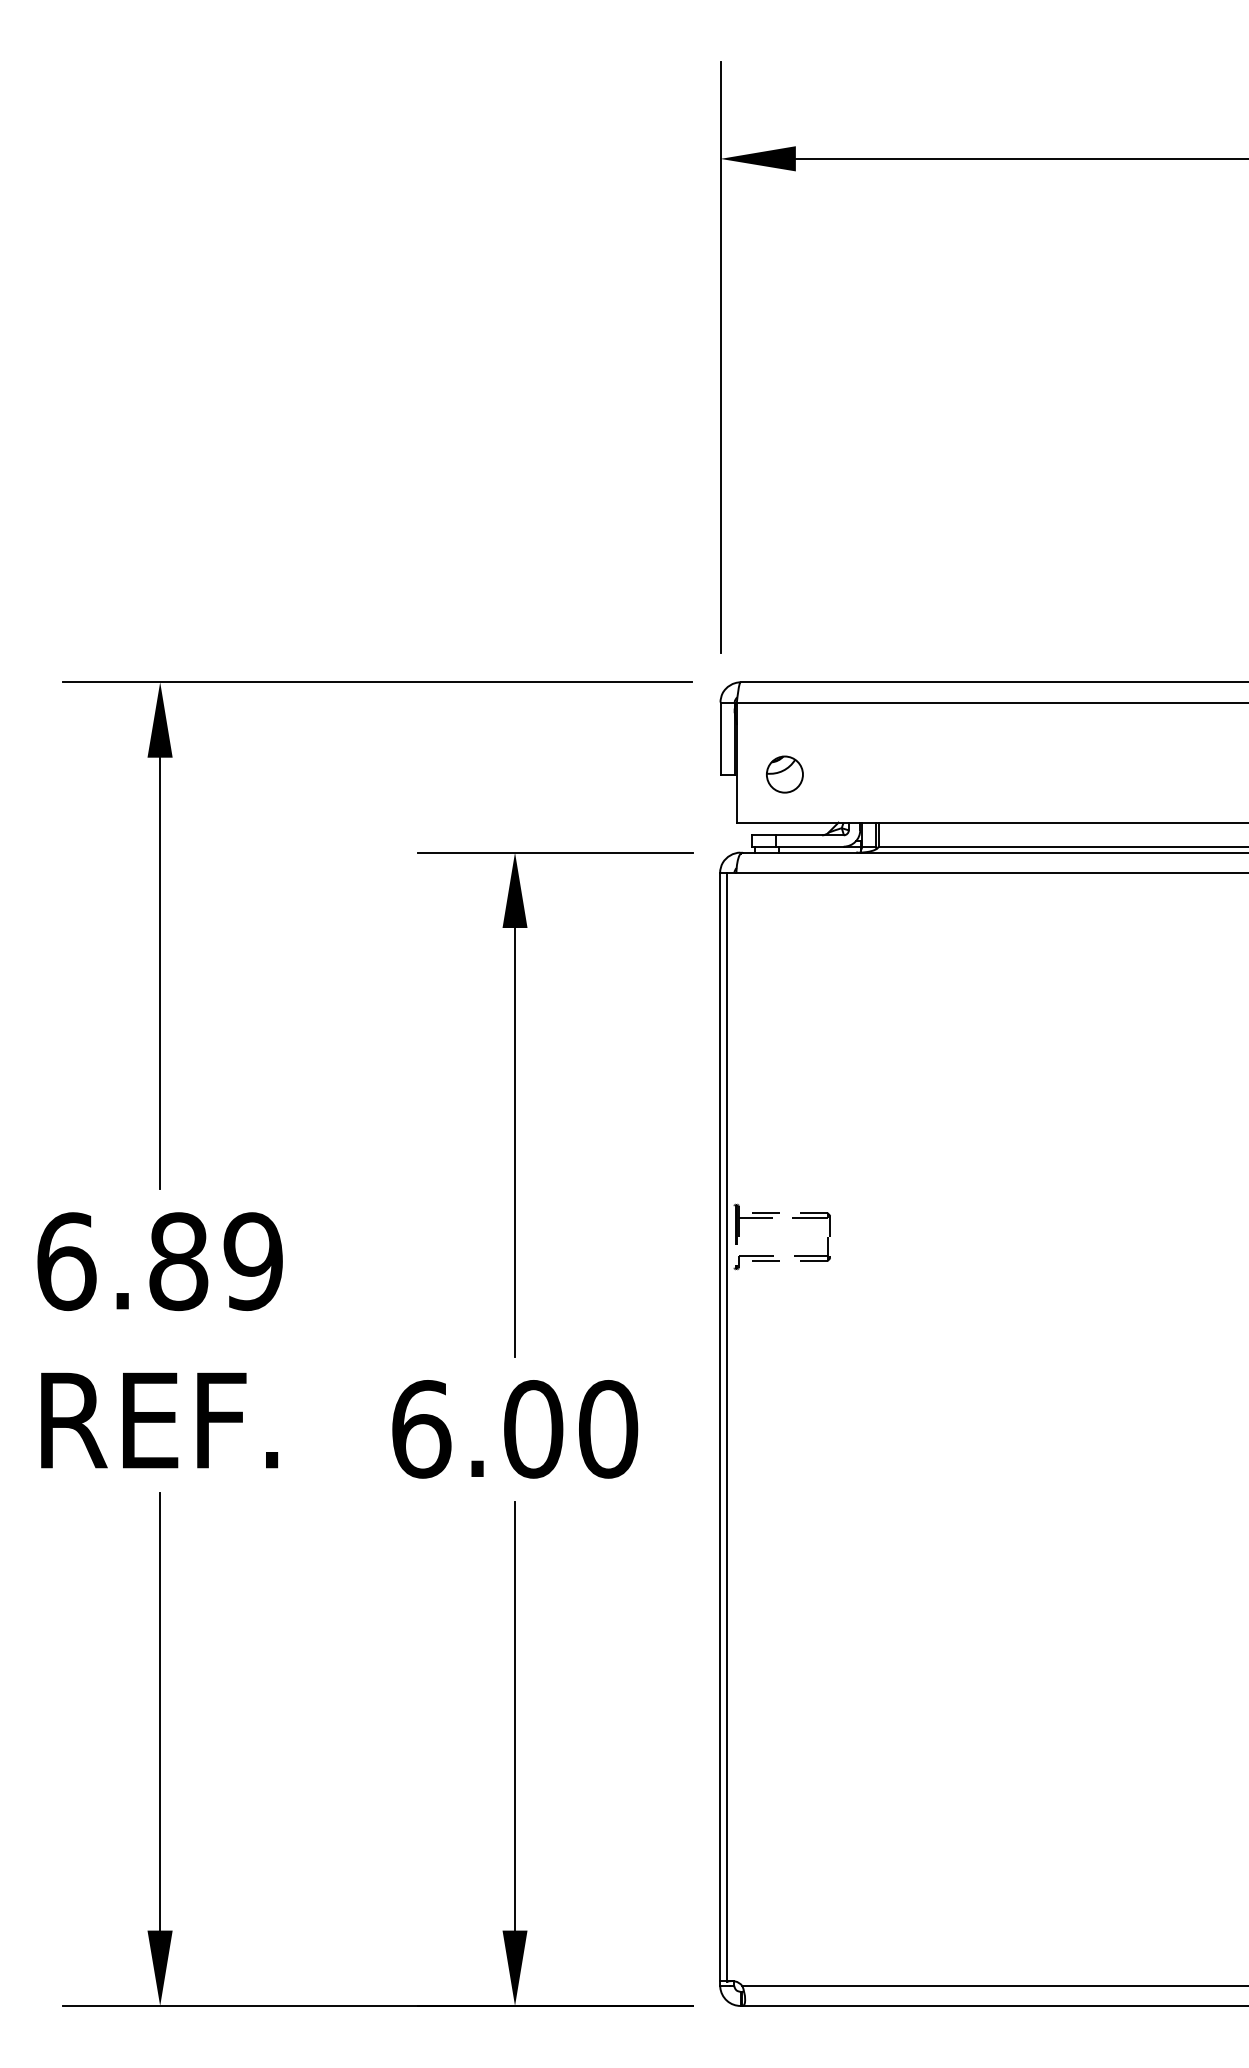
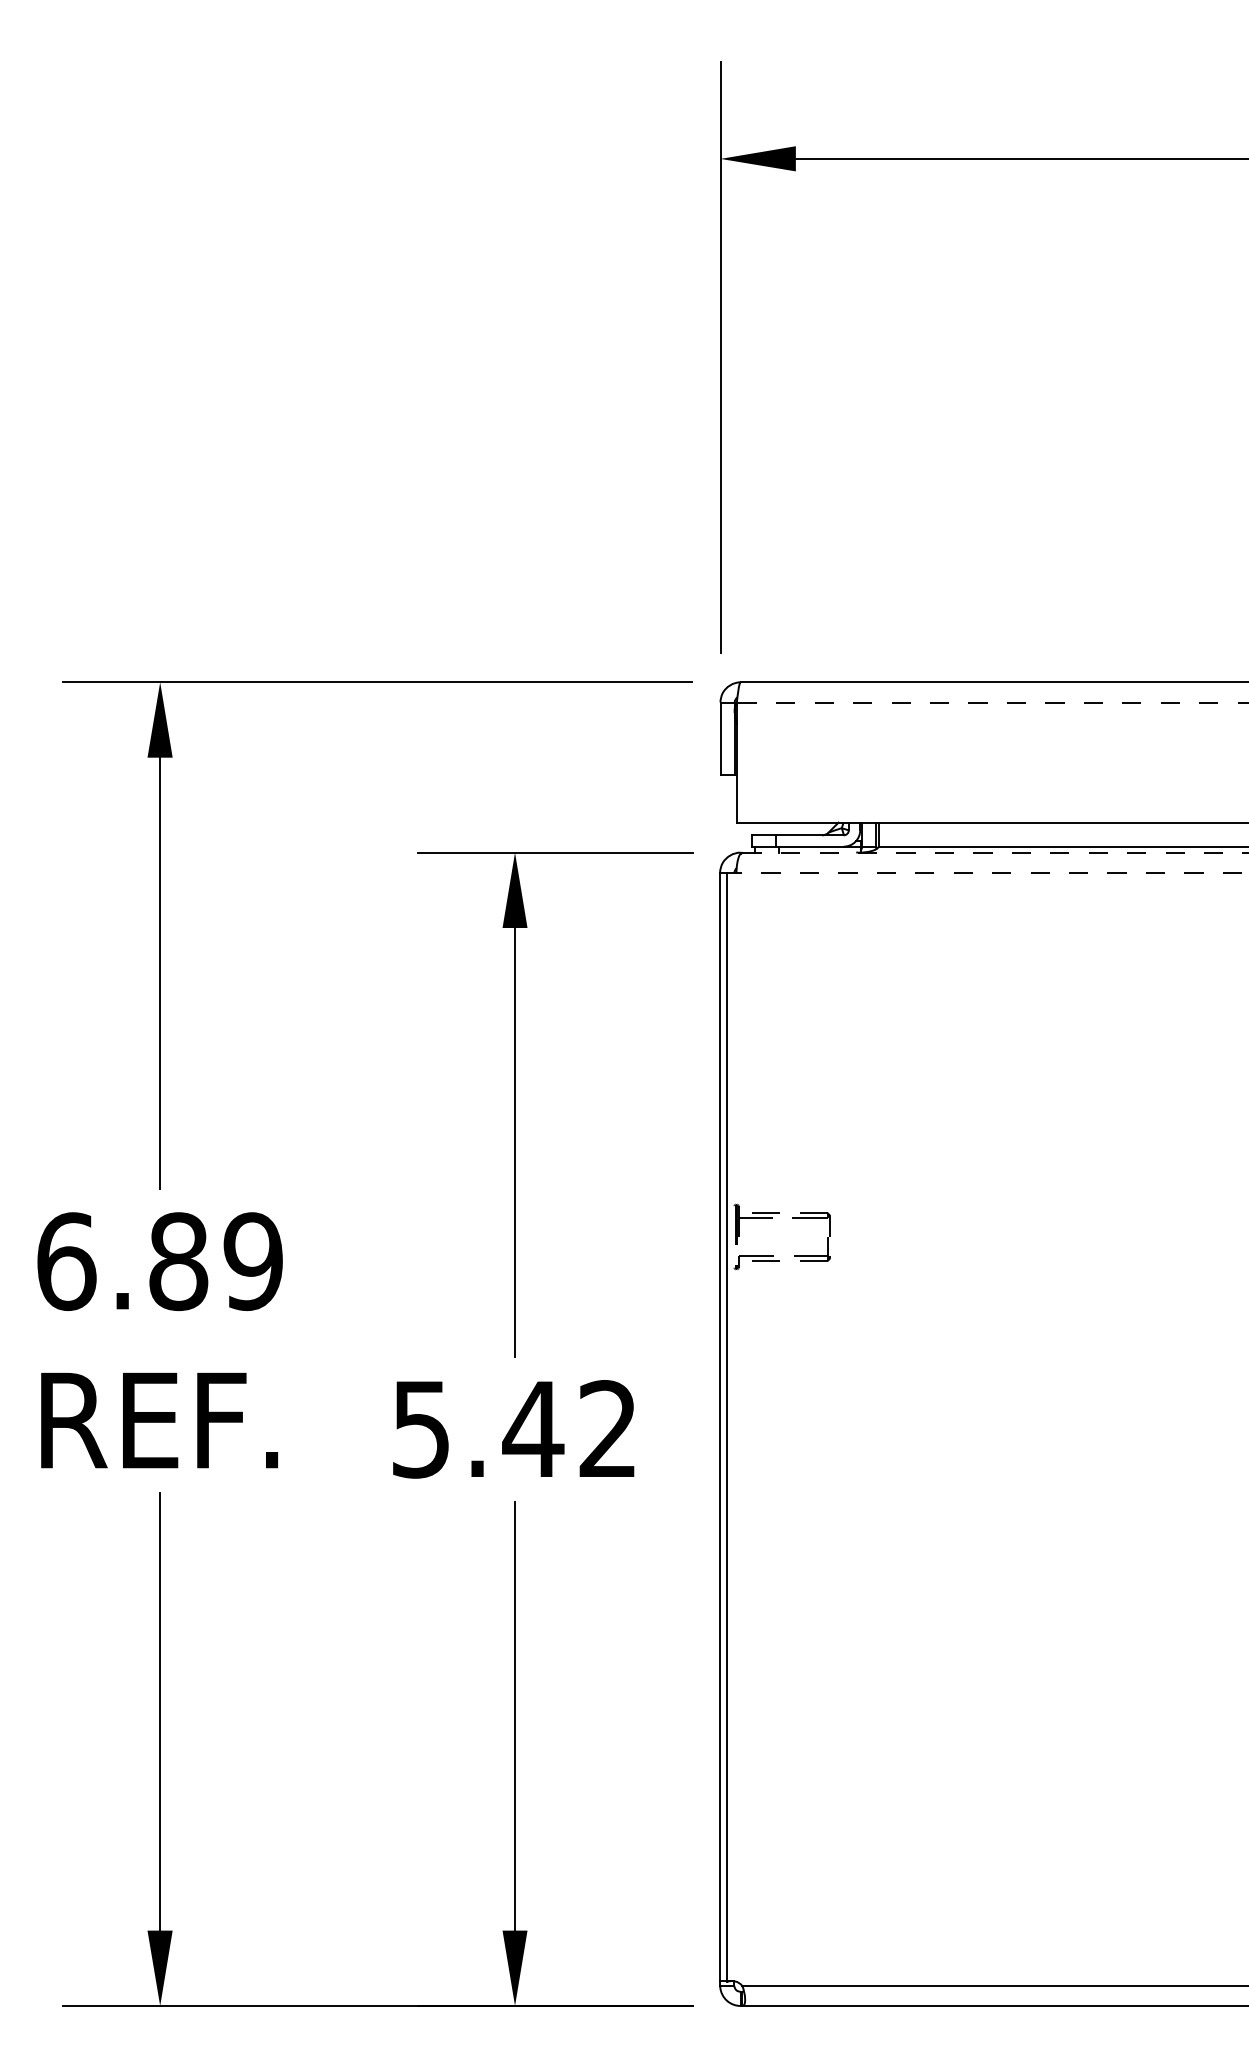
line: solid -> dashed (992, 702)
part: present -> none (784, 774)
line: solid -> dashed (995, 852)
line: solid -> dashed (992, 872)
text: 6.00 -> 5.42 (515, 1429)
